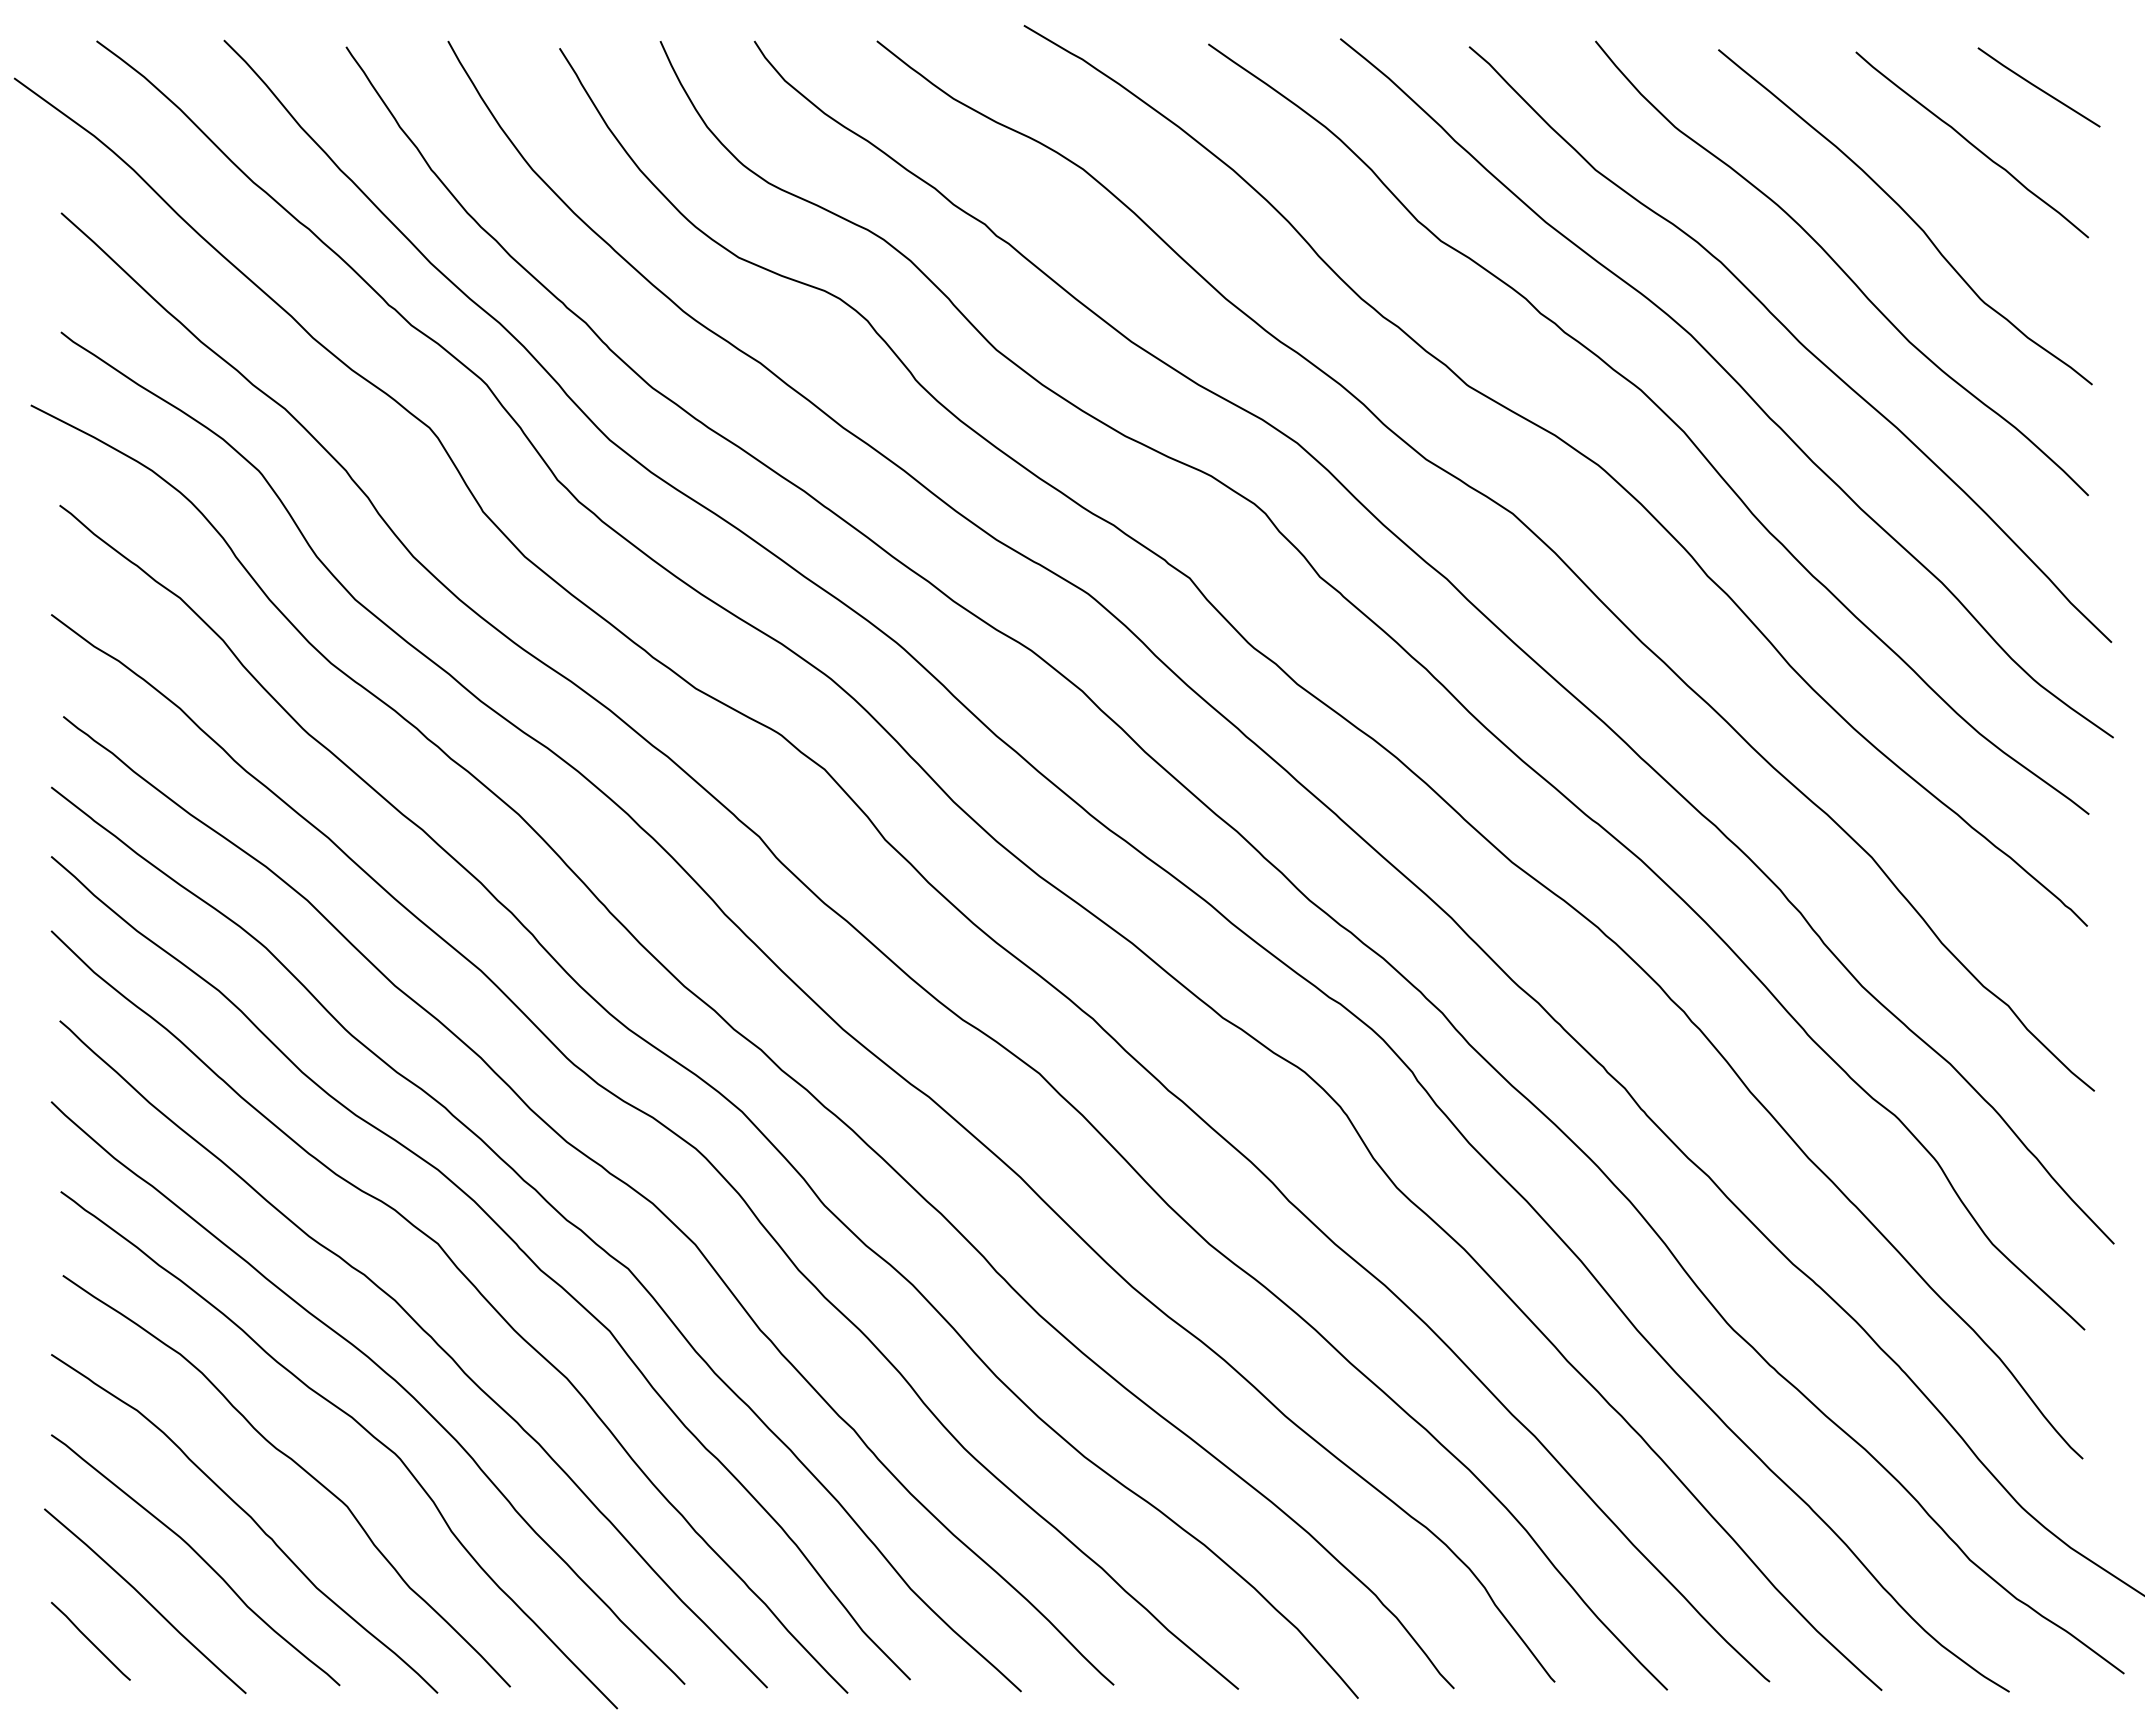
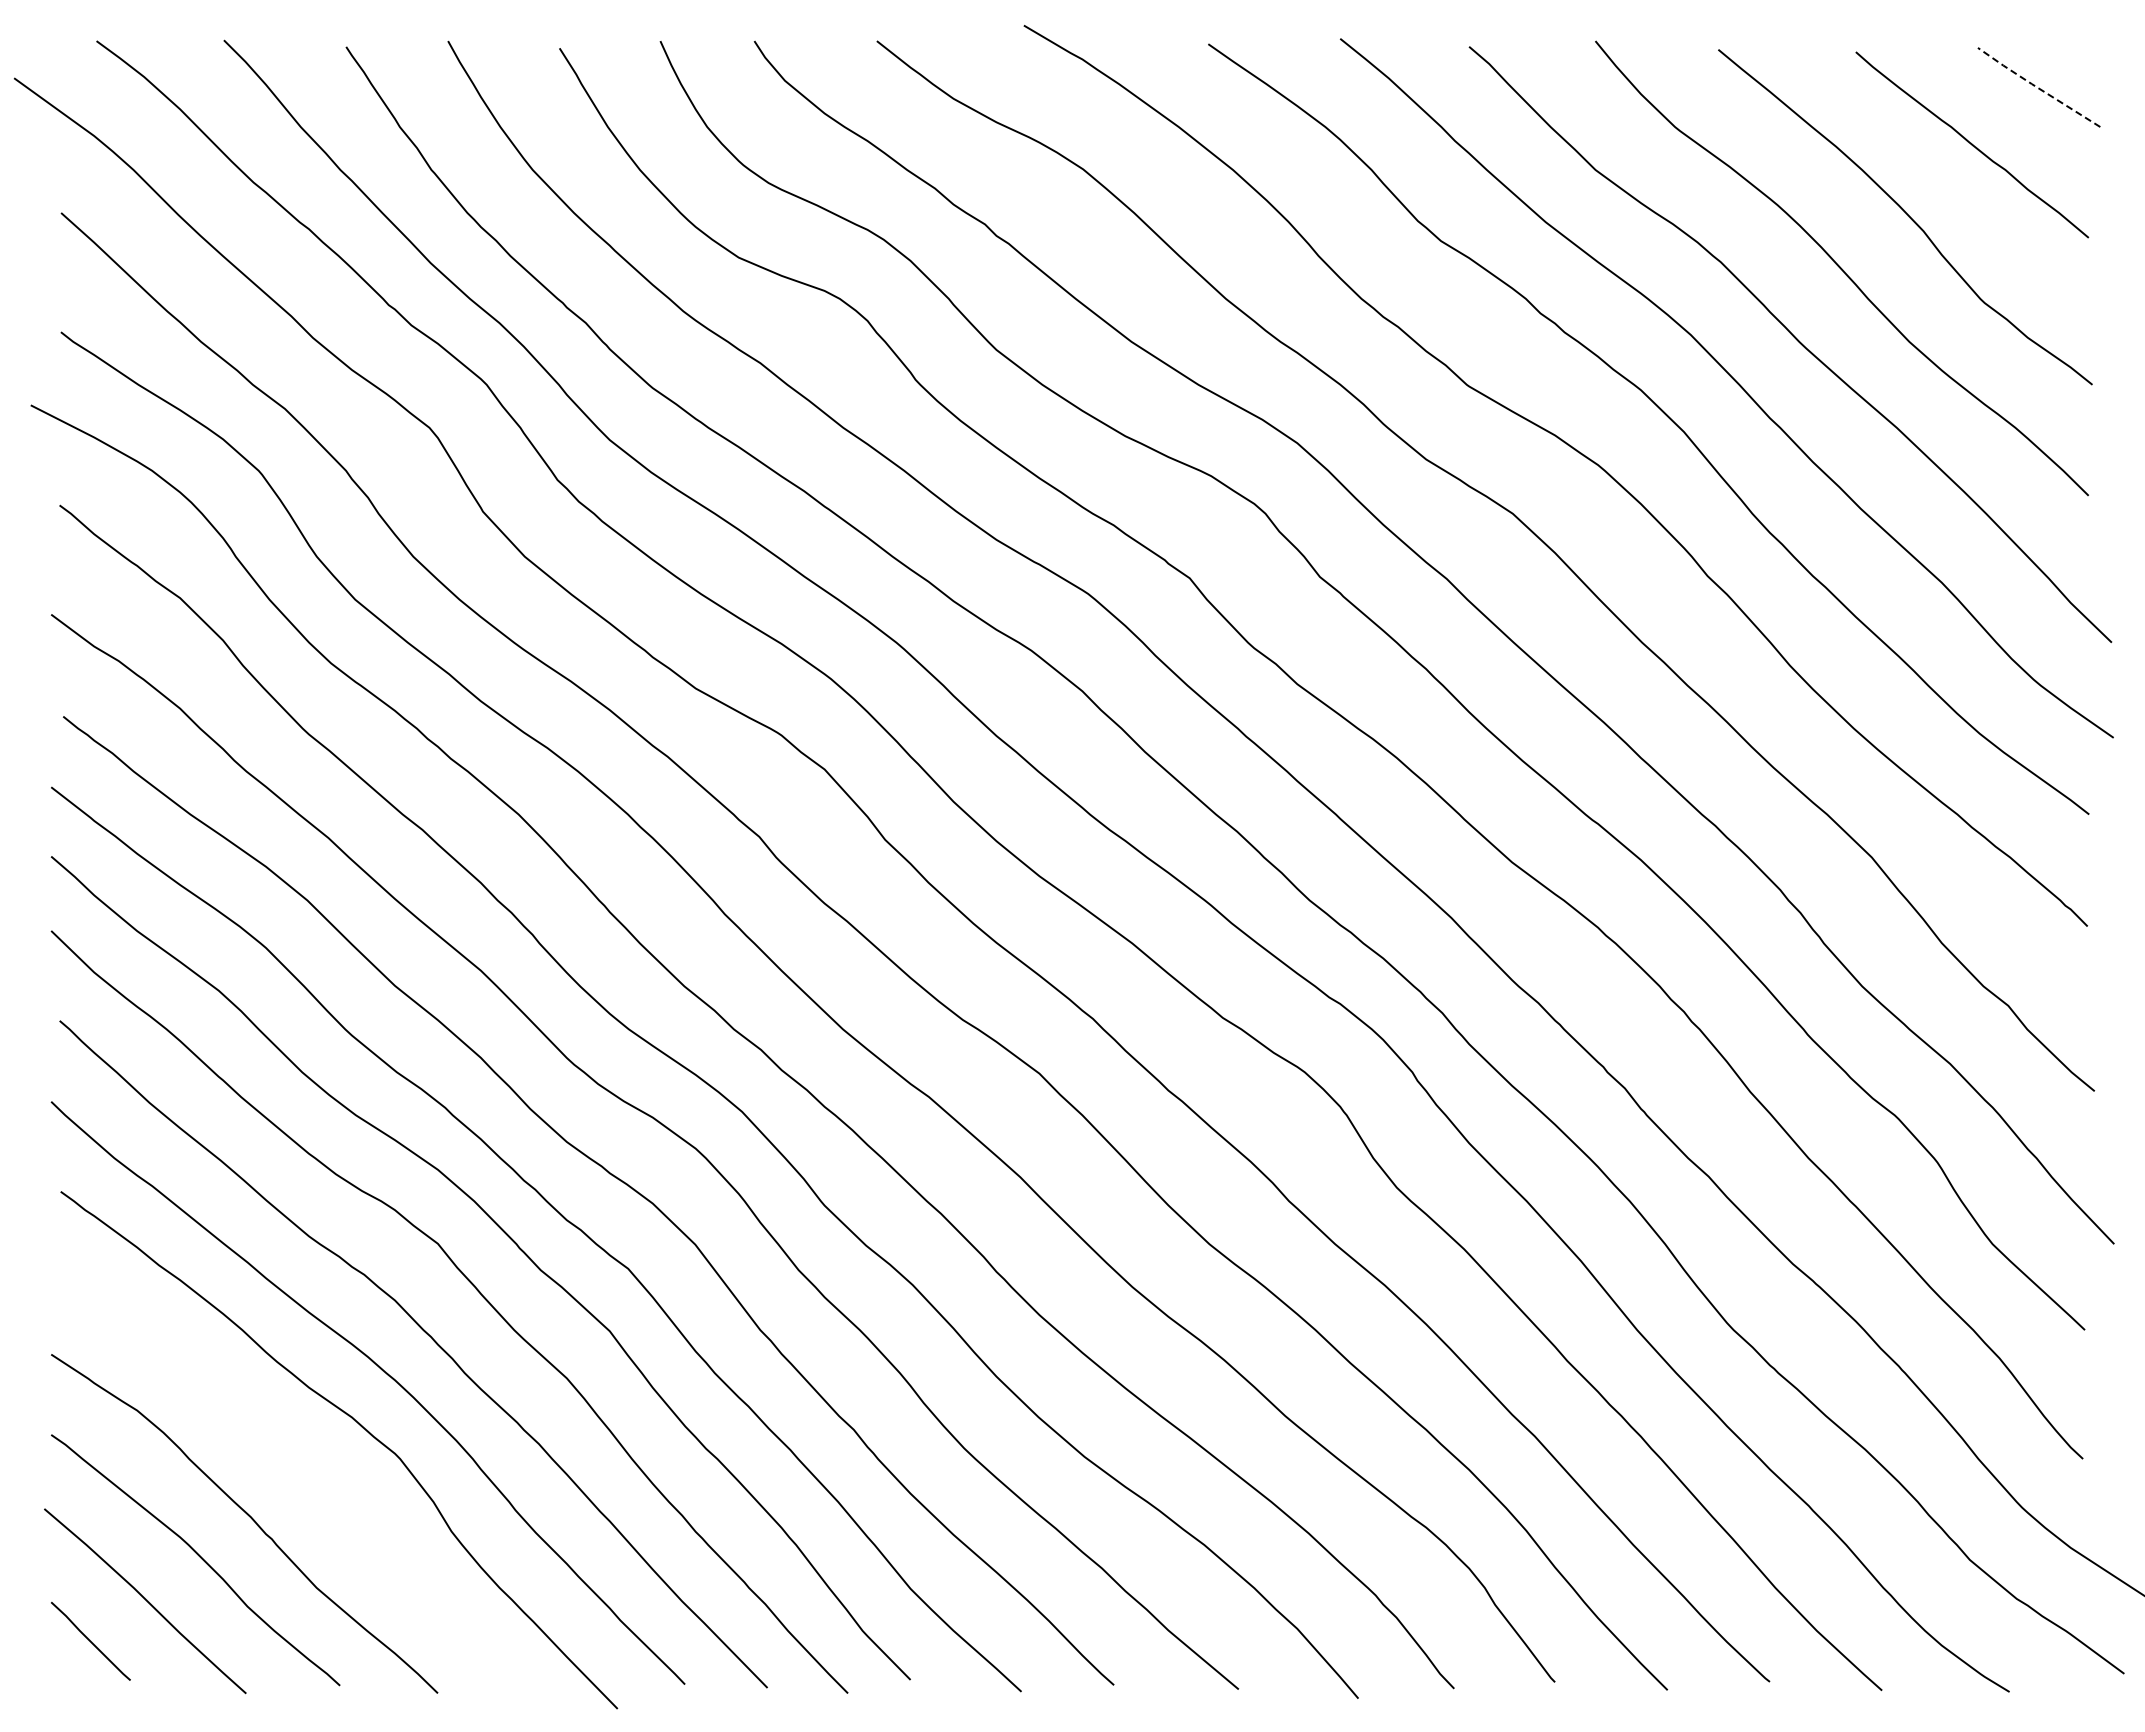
line: solid -> dashed (2036, 87)
curve: present -> none (299, 1467)
